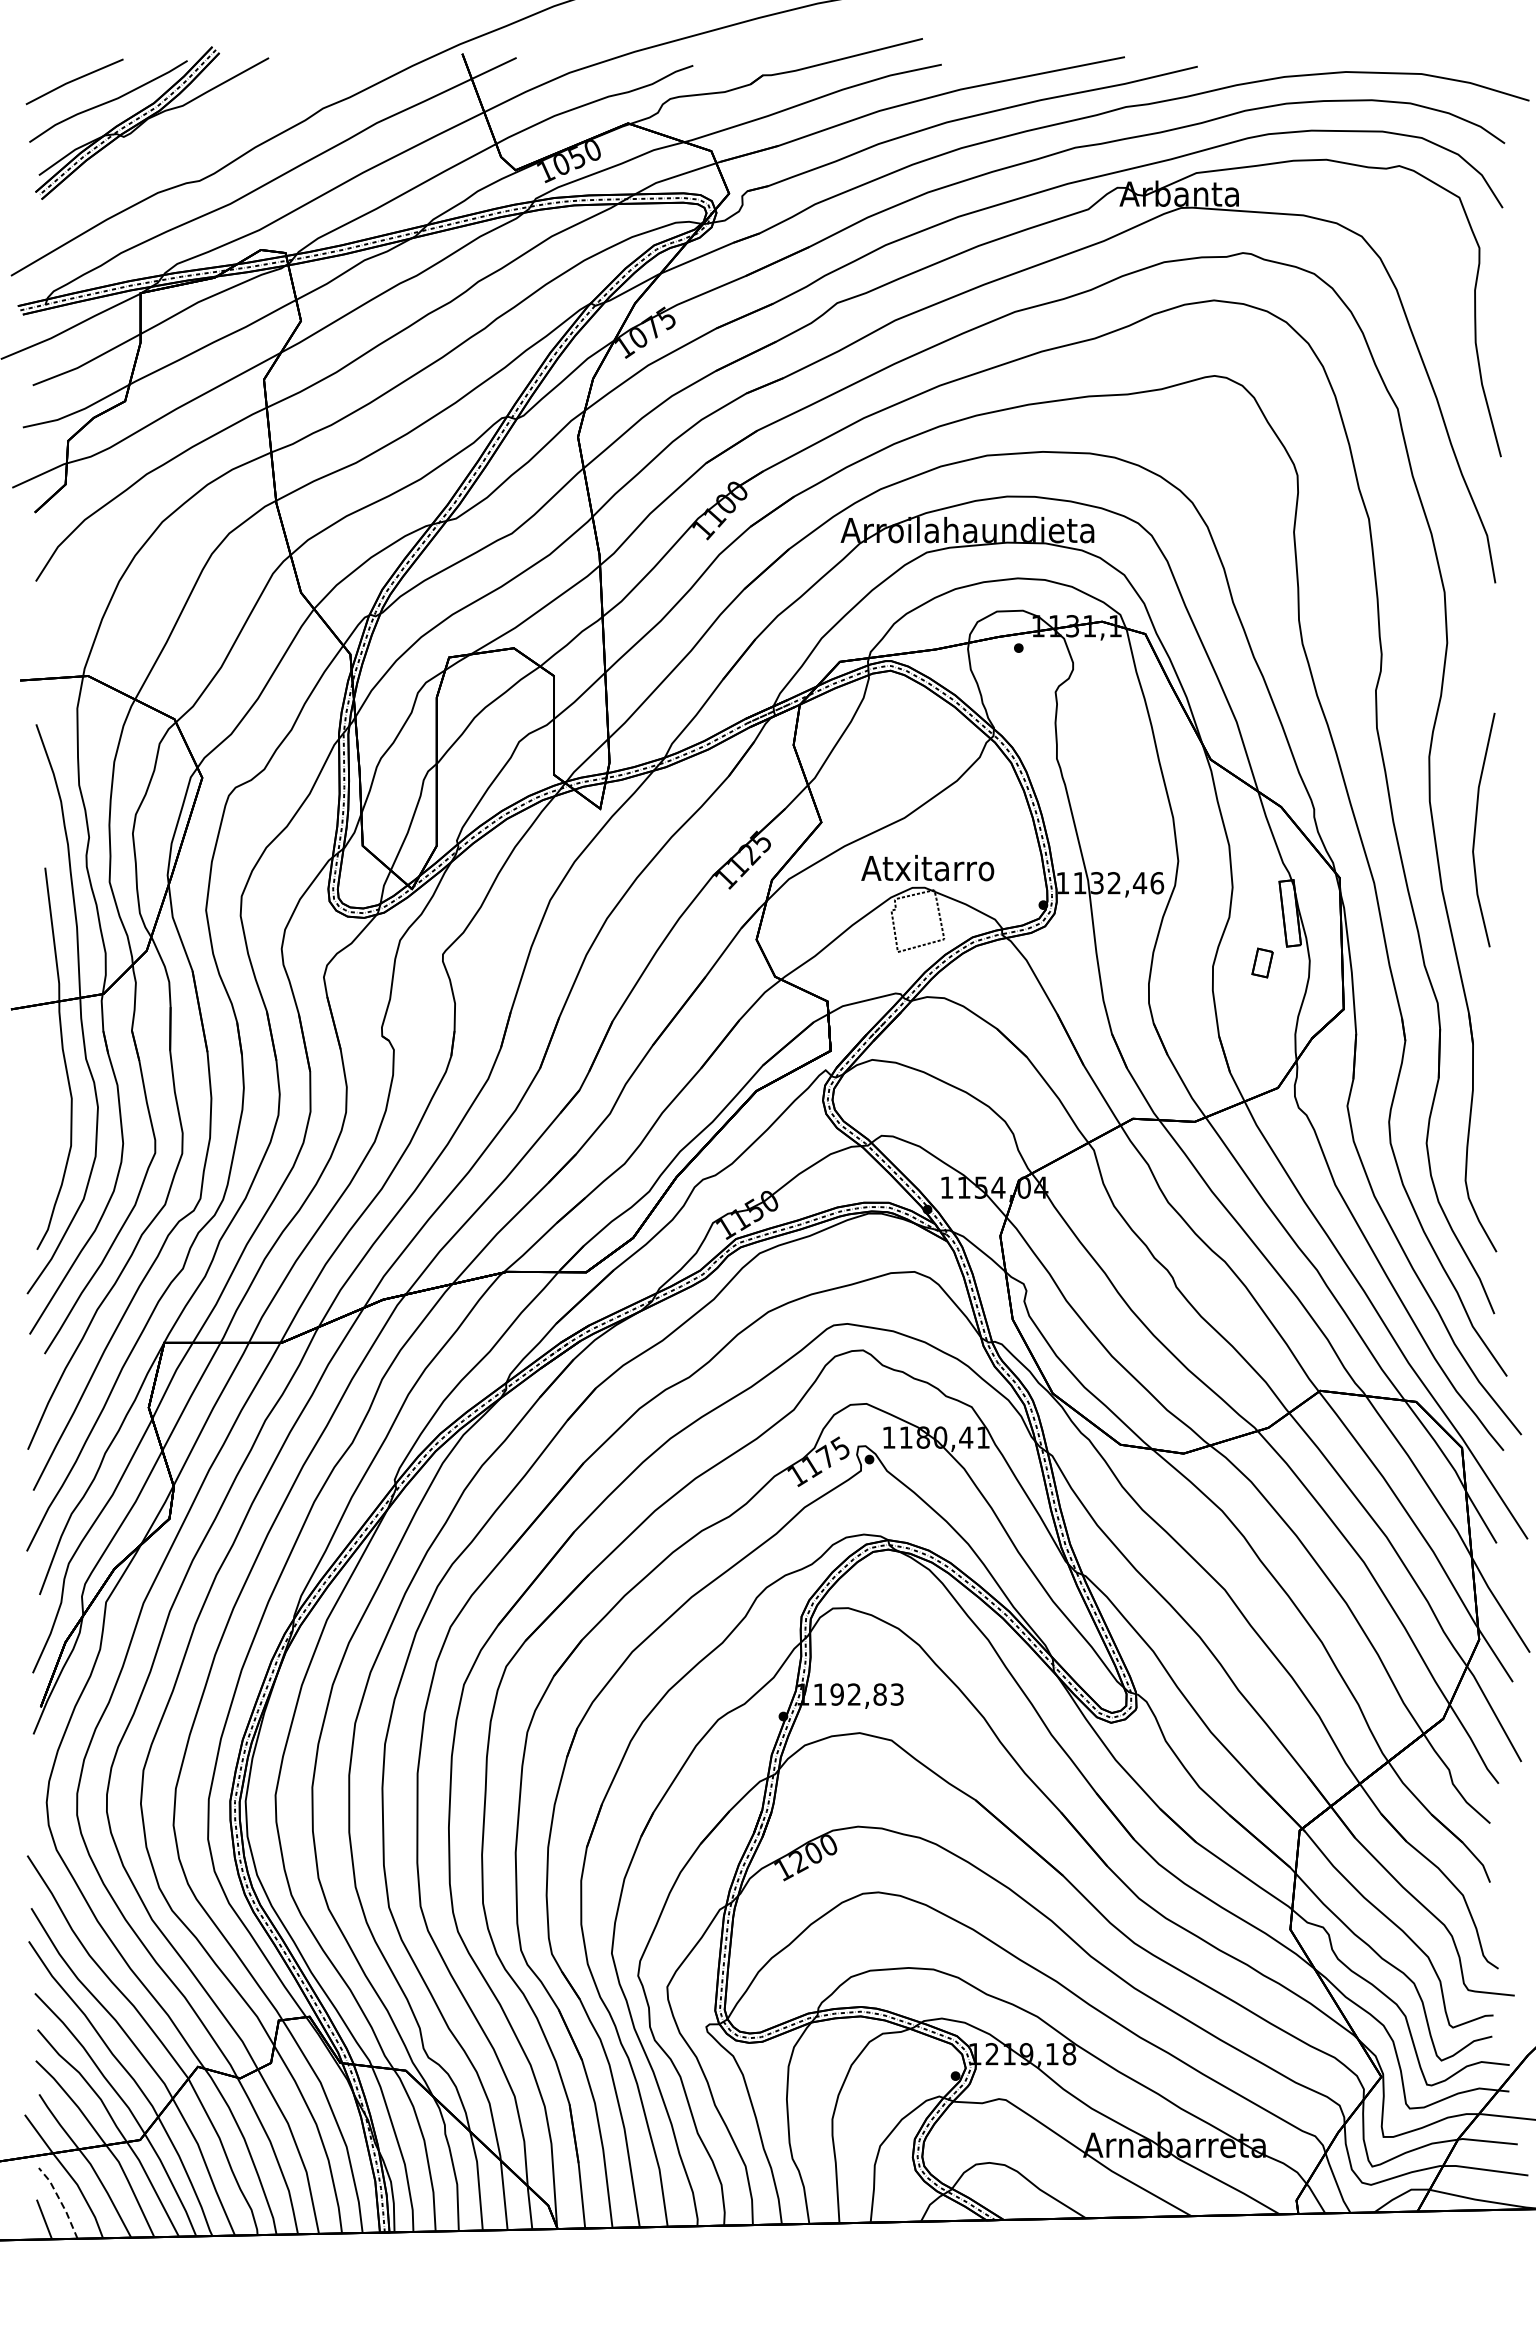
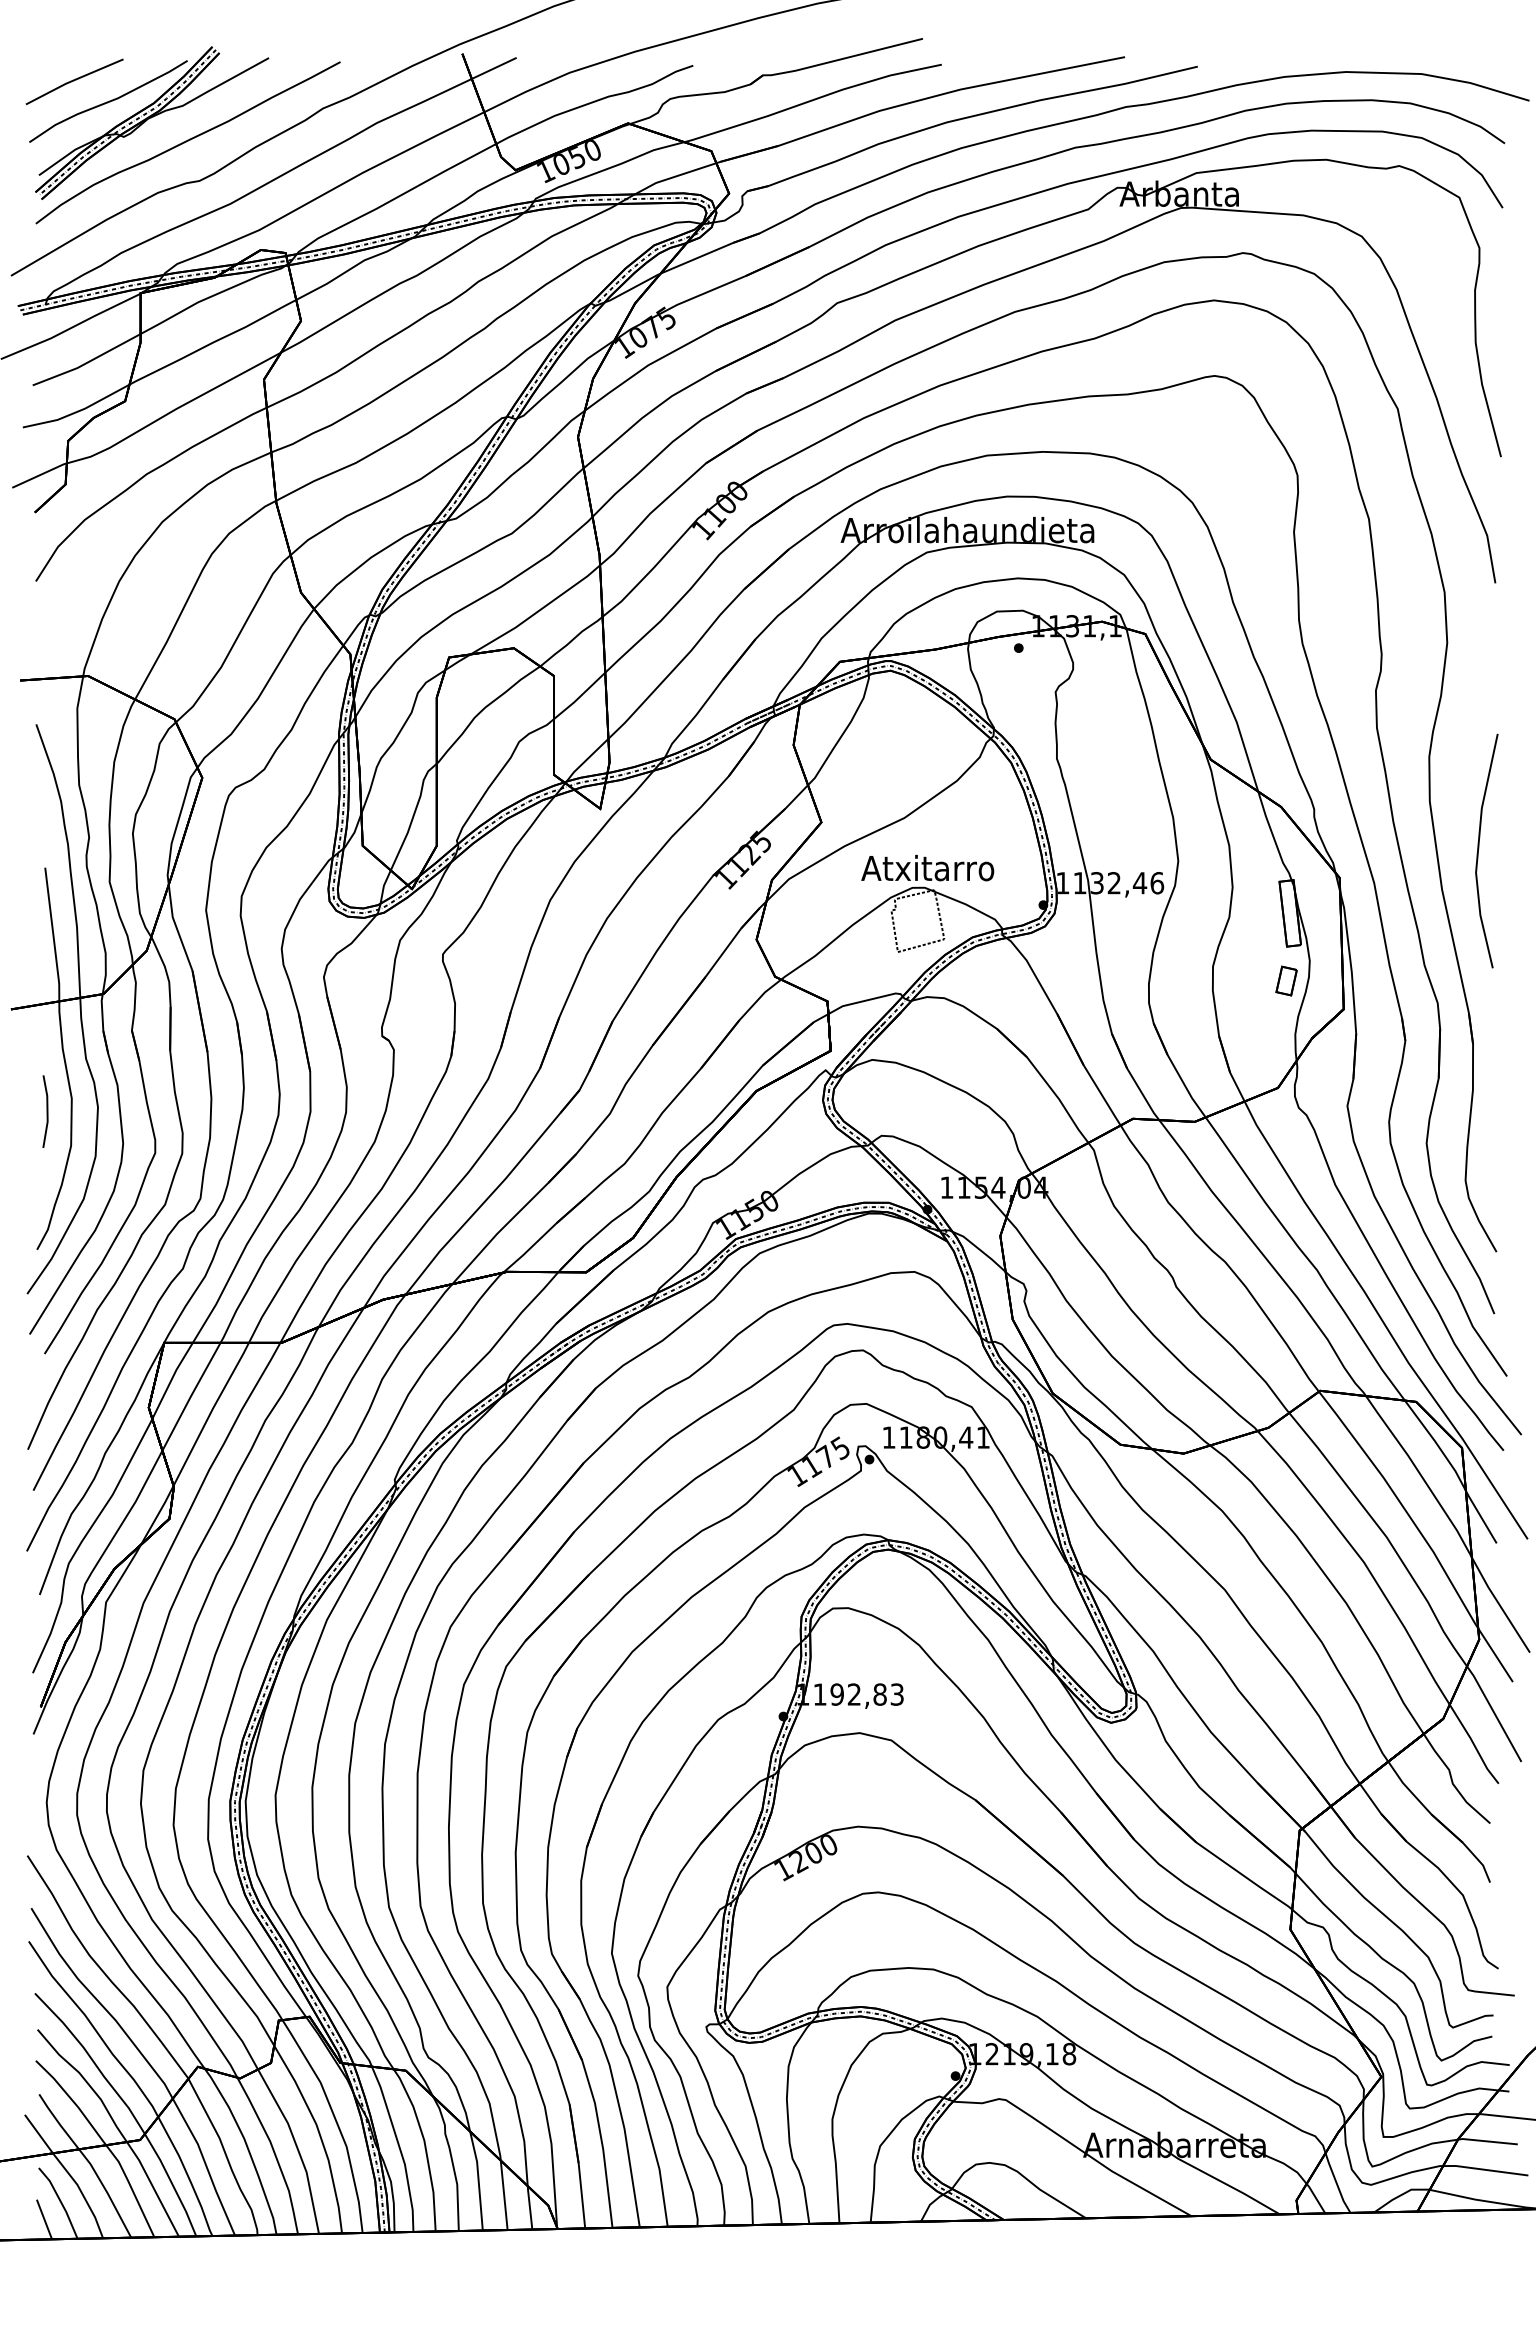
curve: none -> present (187, 141)
line position: (1476, 827) -> (1479, 848) (1479, 848)
part position: (1262, 962) -> (1286, 980) (1286, 980)
line: none -> present (46, 1111)
line: dashed -> solid (60, 2201)
